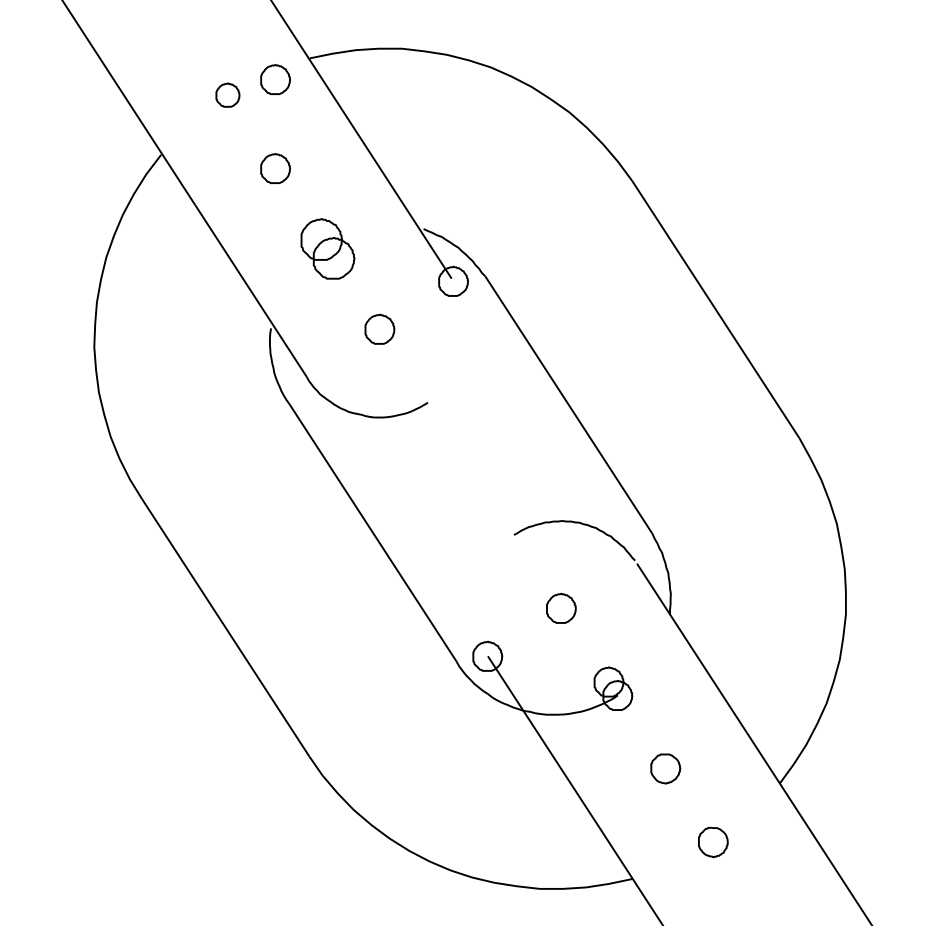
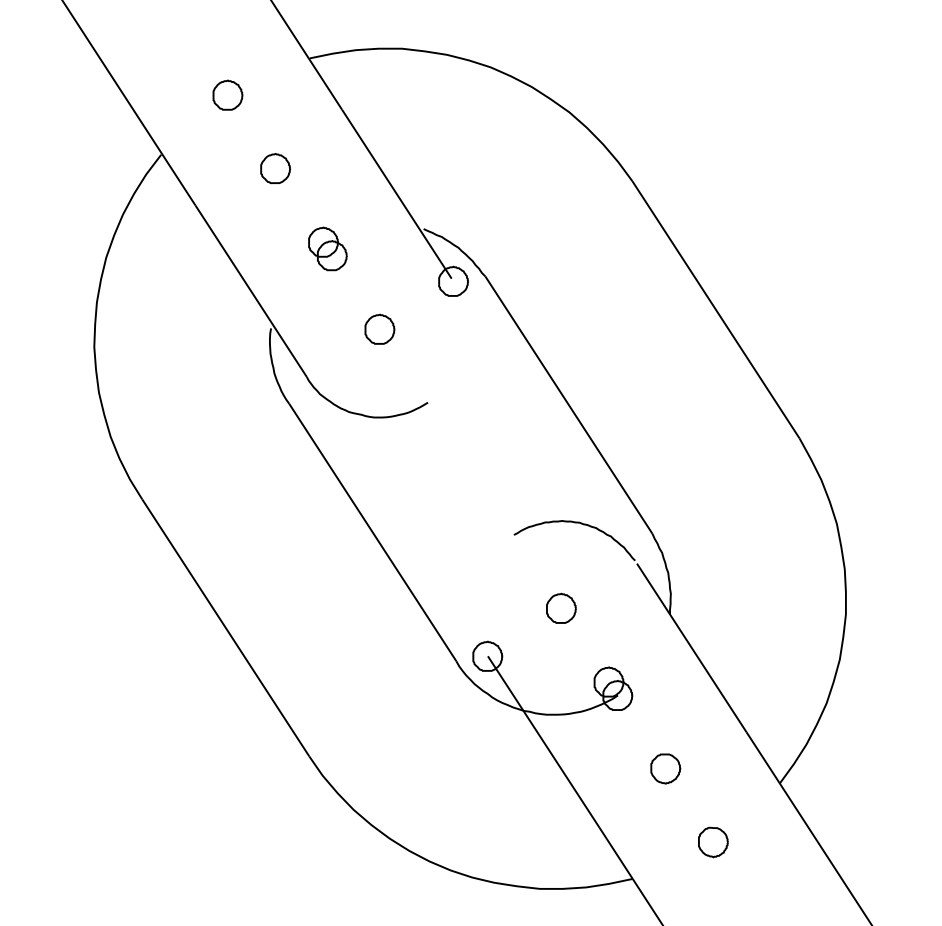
part: present -> none (275, 79)
part size: 26x26 px -> 32x32 px (227, 94)
part size: 56x62 px -> 40x46 px (327, 248)
